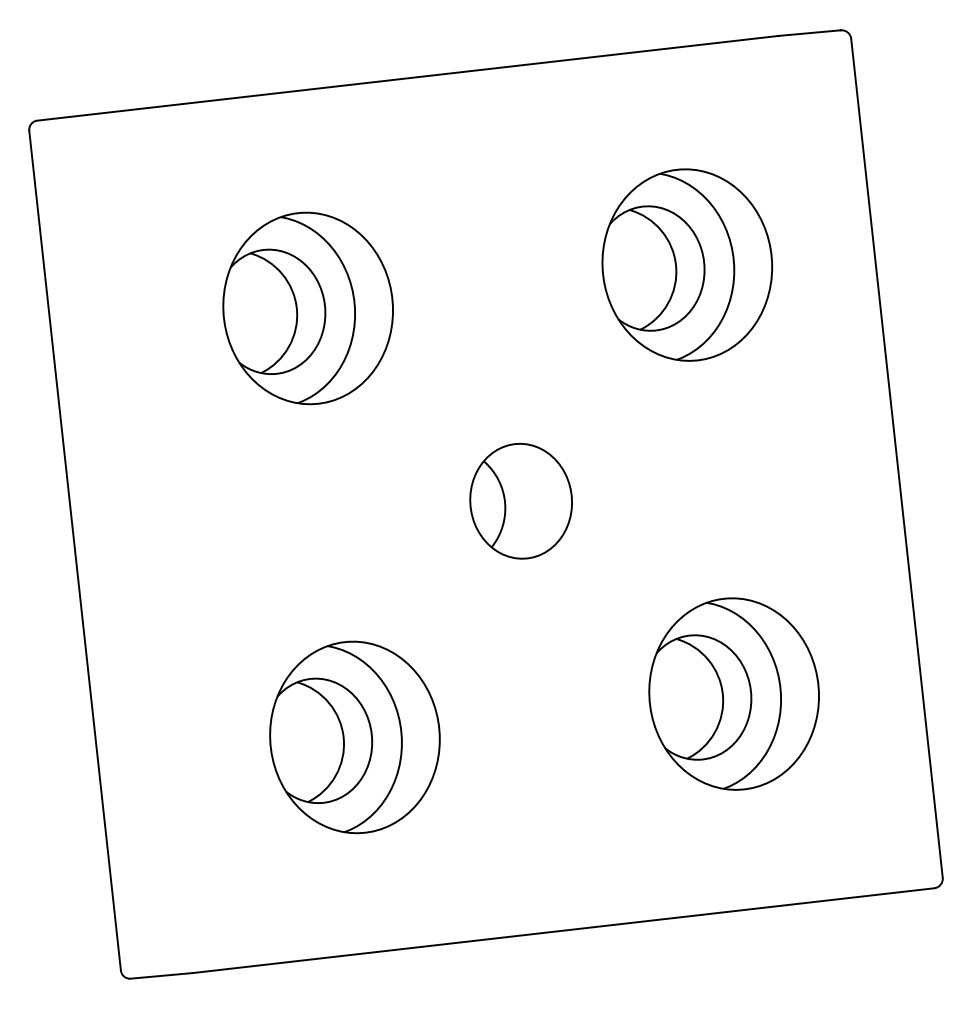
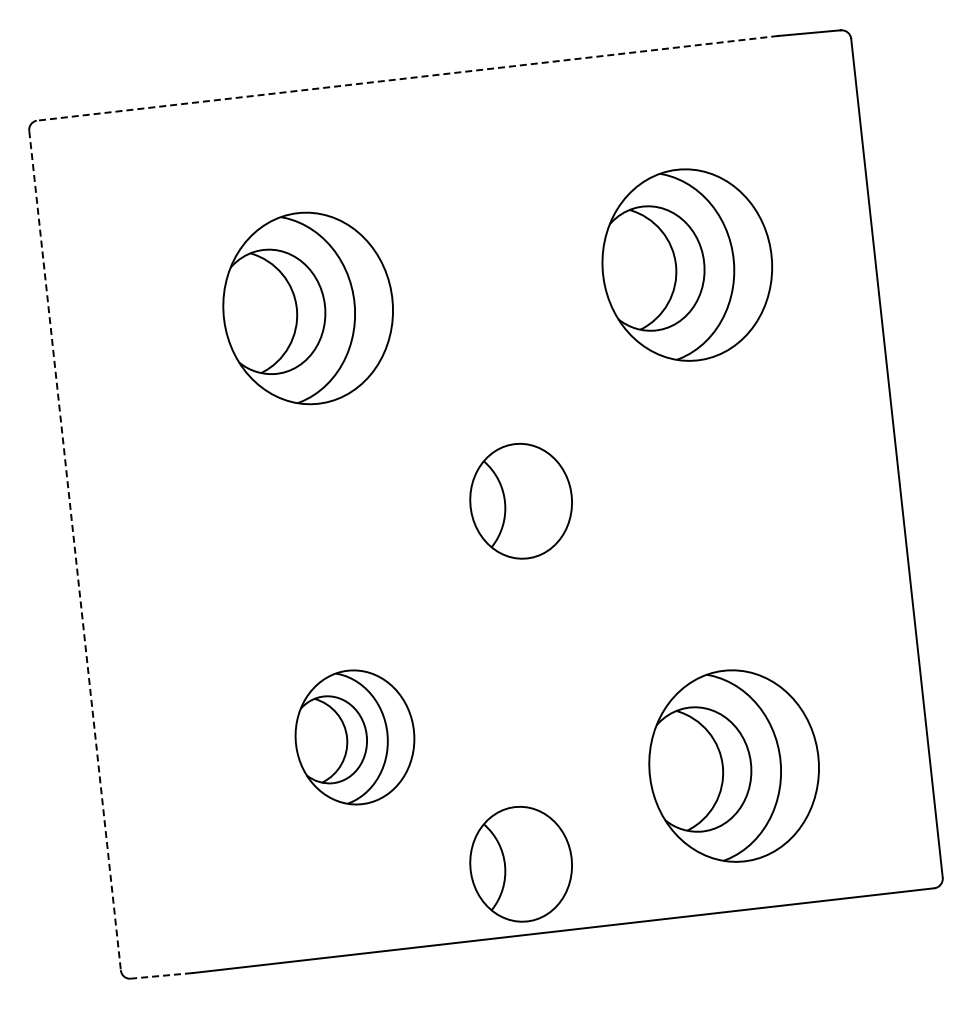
line: solid -> dashed (406, 78)
line: solid -> dashed (75, 550)
part position: (733, 693) -> (733, 765) (733, 765)
part size: 172x195 px -> 122x137 px (354, 737)
part: none -> present (520, 863)
line: solid -> dashed (161, 975)
